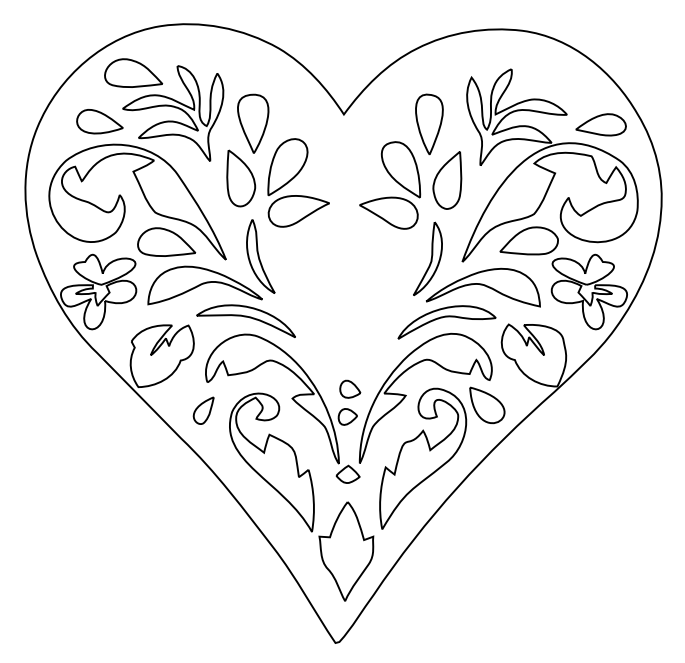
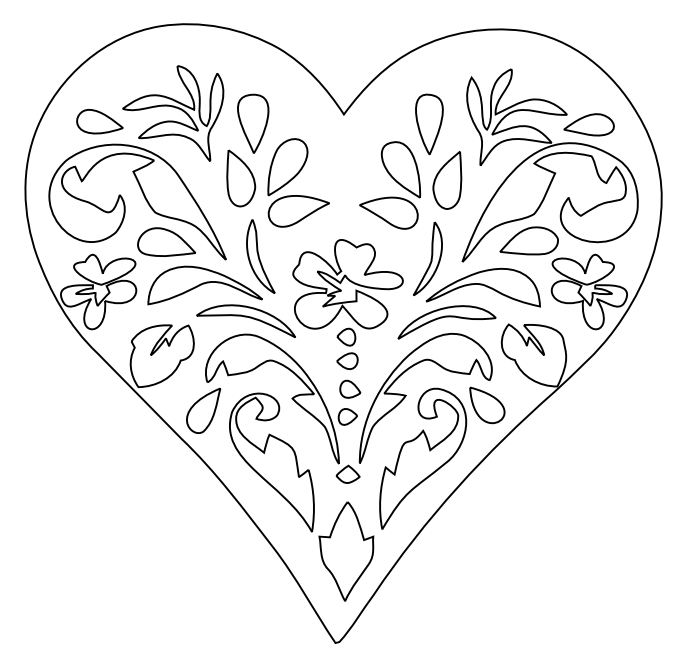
part: present -> none (133, 72)
part position: (600, 124) -> (588, 124) (588, 124)
part: none -> present (347, 304)
part size: 23x29 px -> 36x47 px (203, 410)
